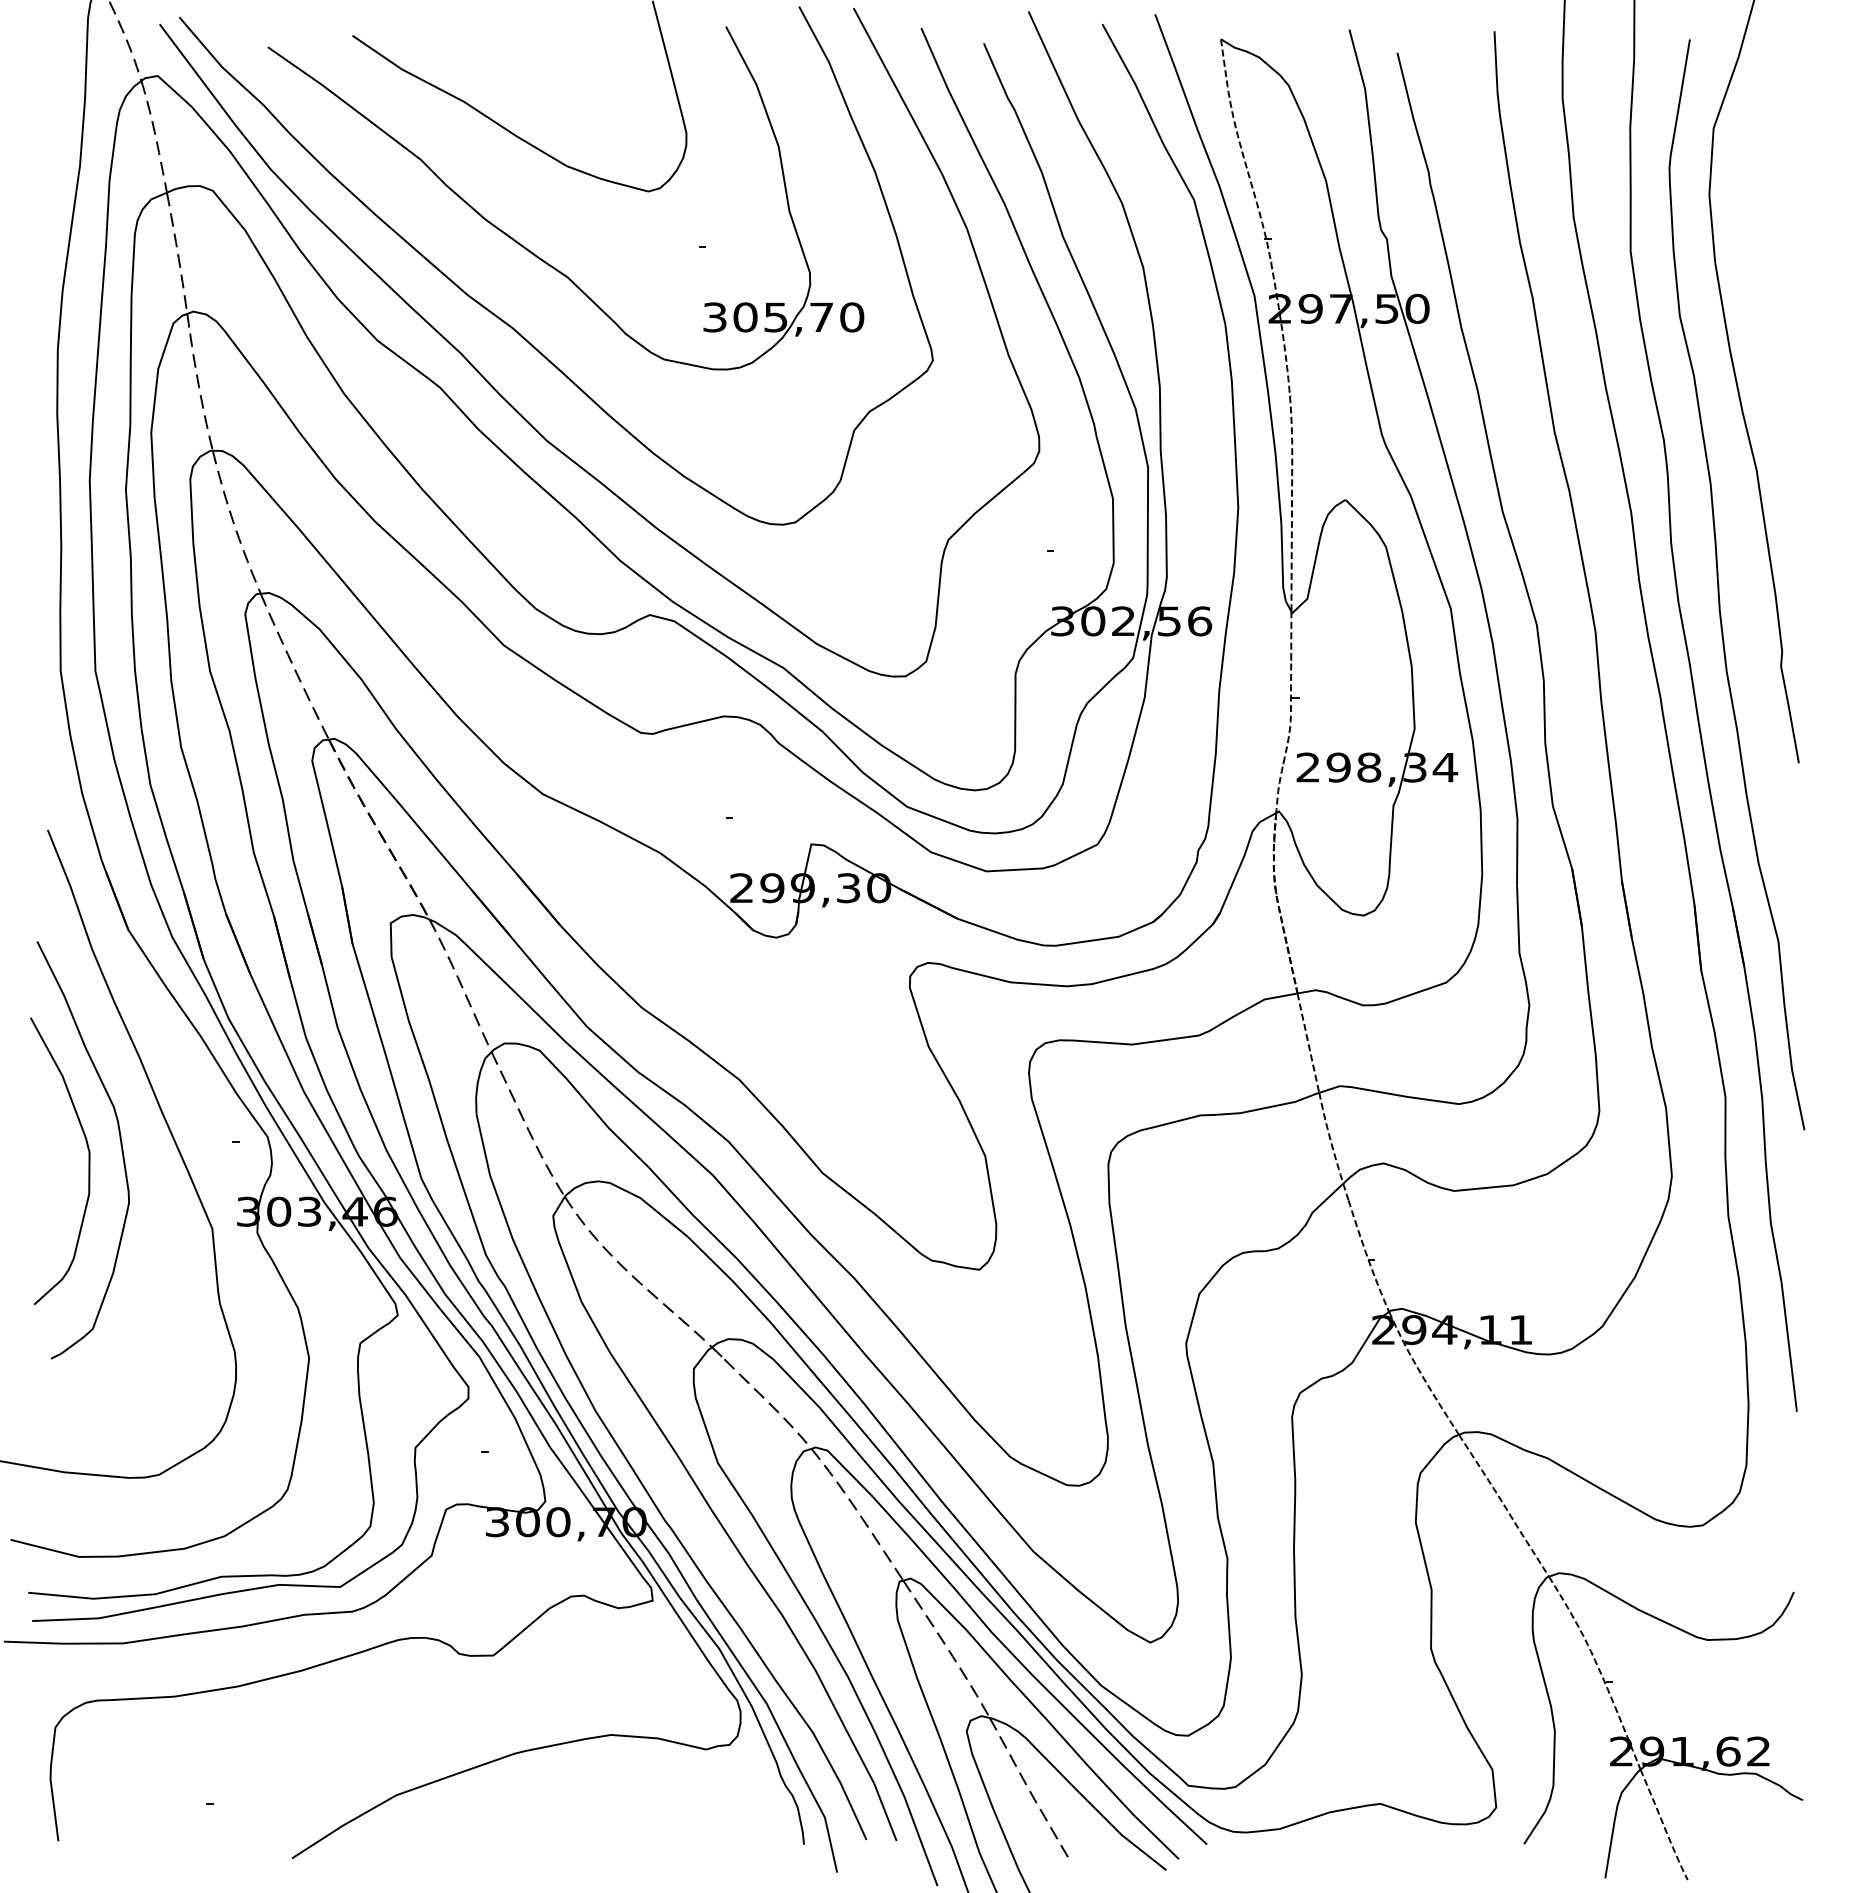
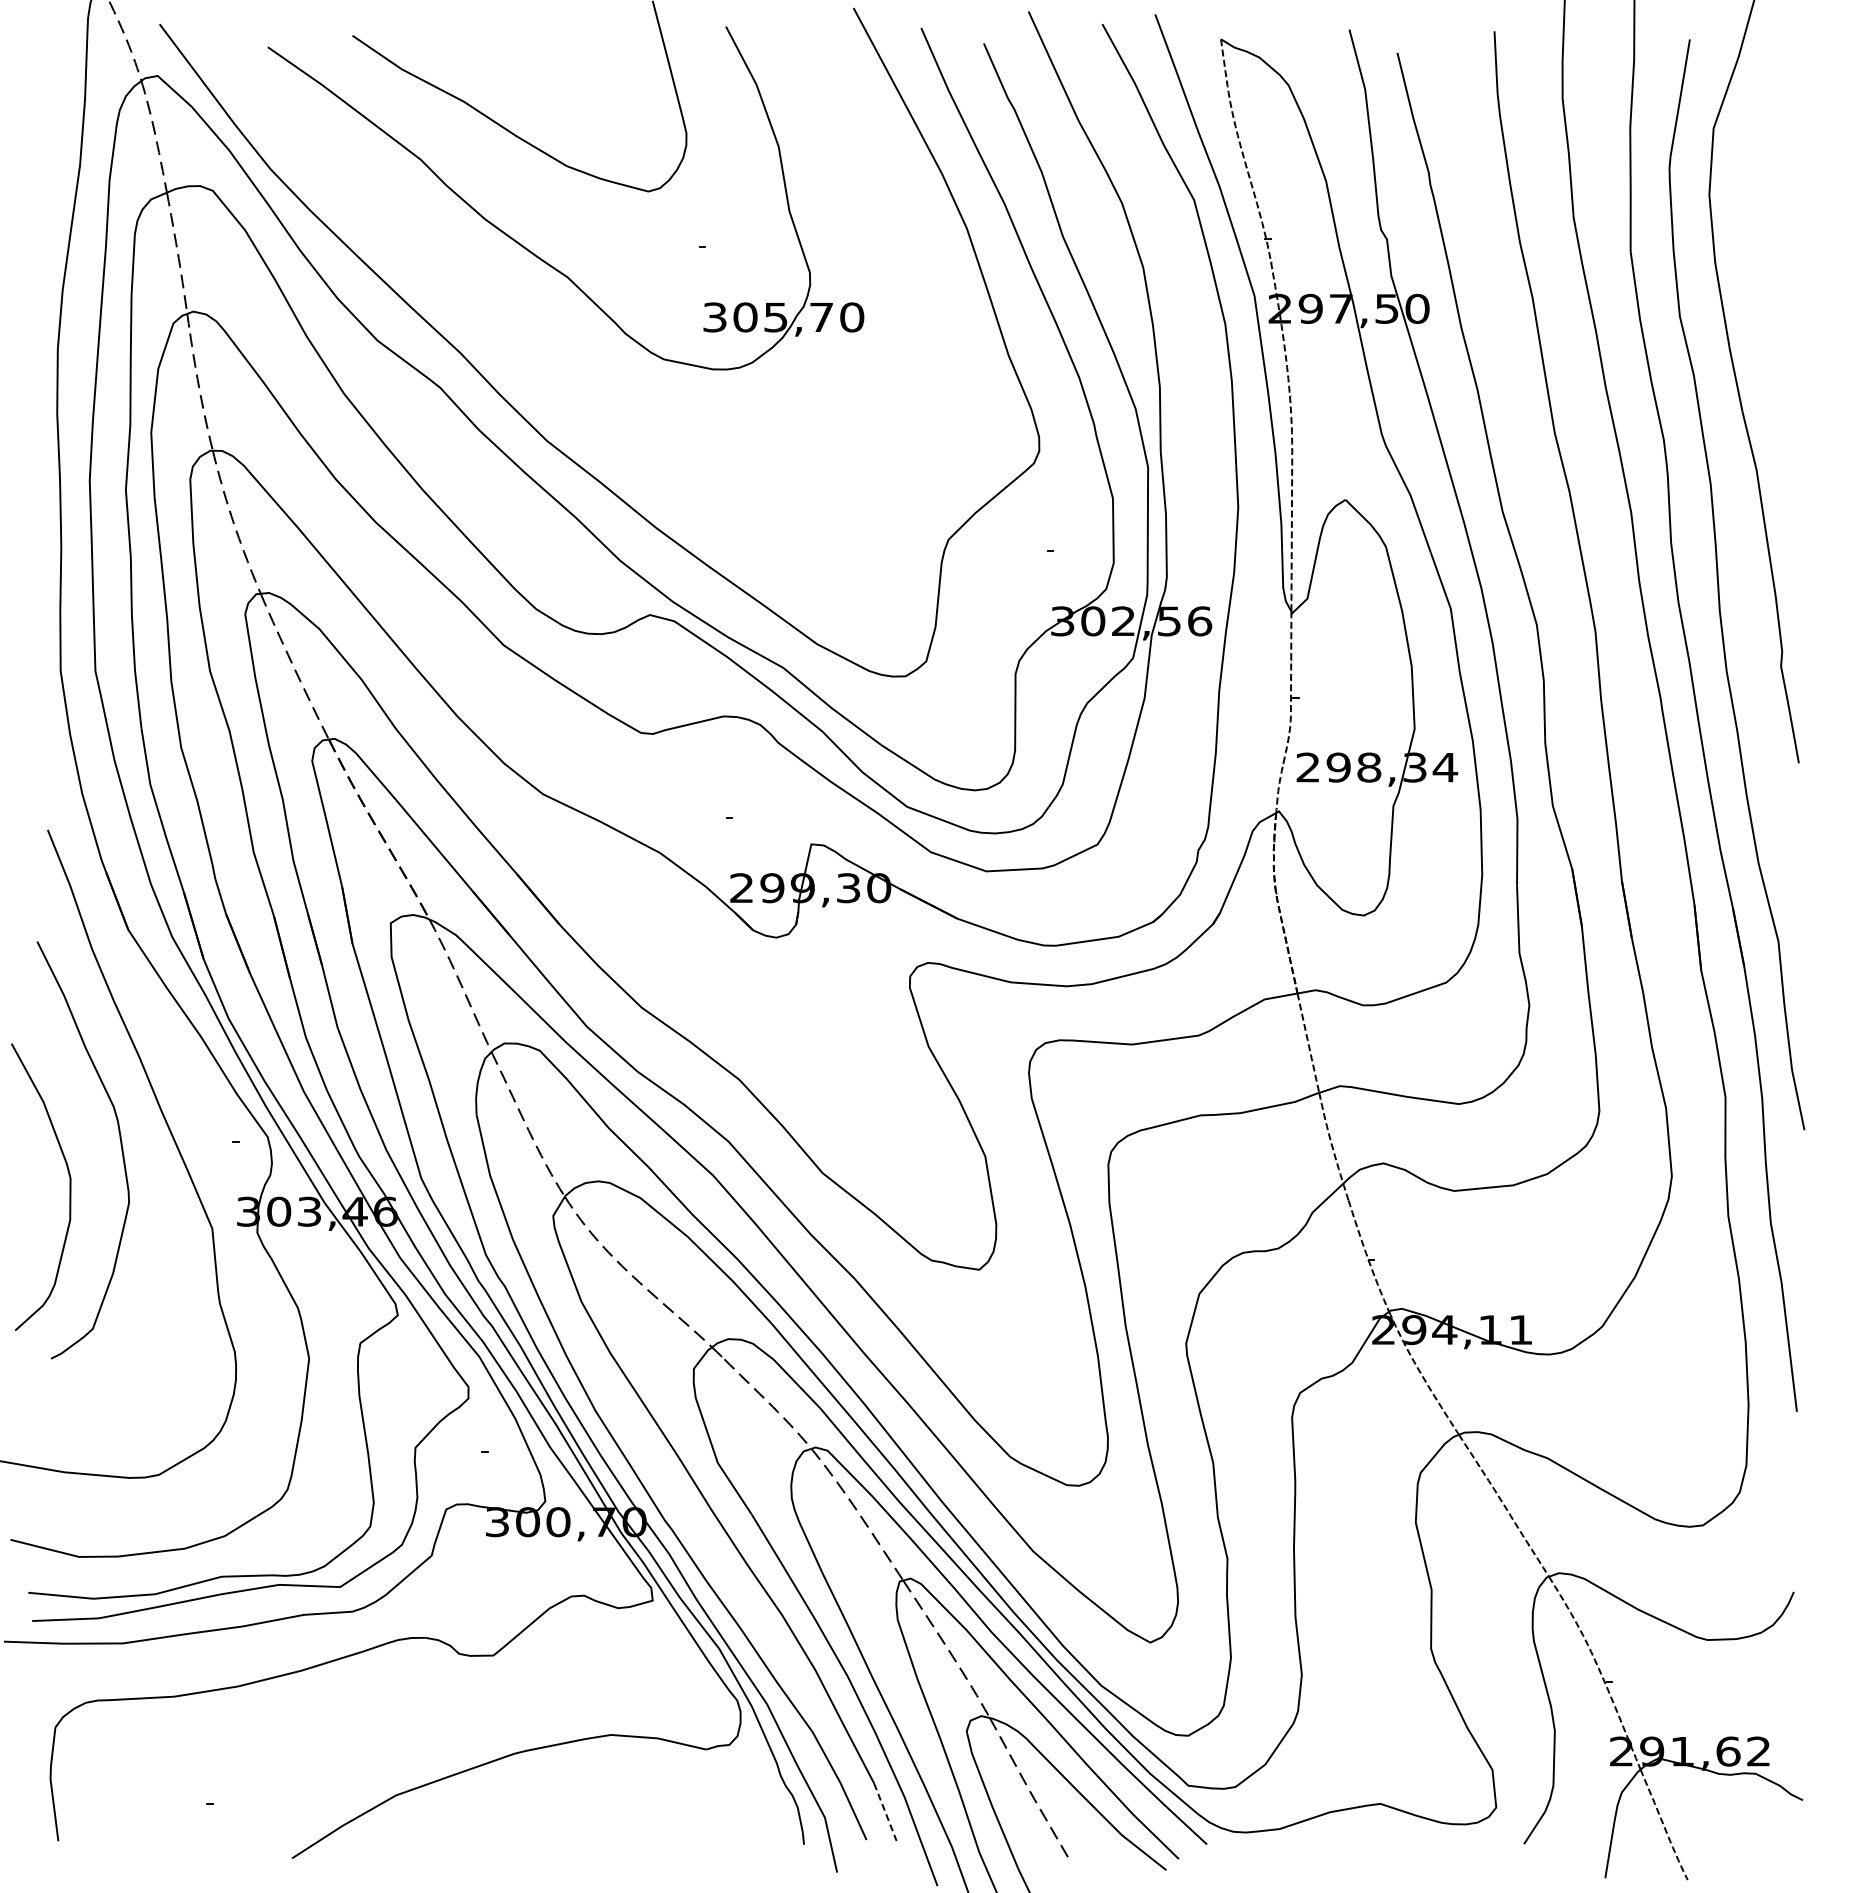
curve: present -> none (512, 326)
curve position: (88, 1161) -> (69, 1187) (69, 1187)
line: solid -> dashed (885, 1812)
